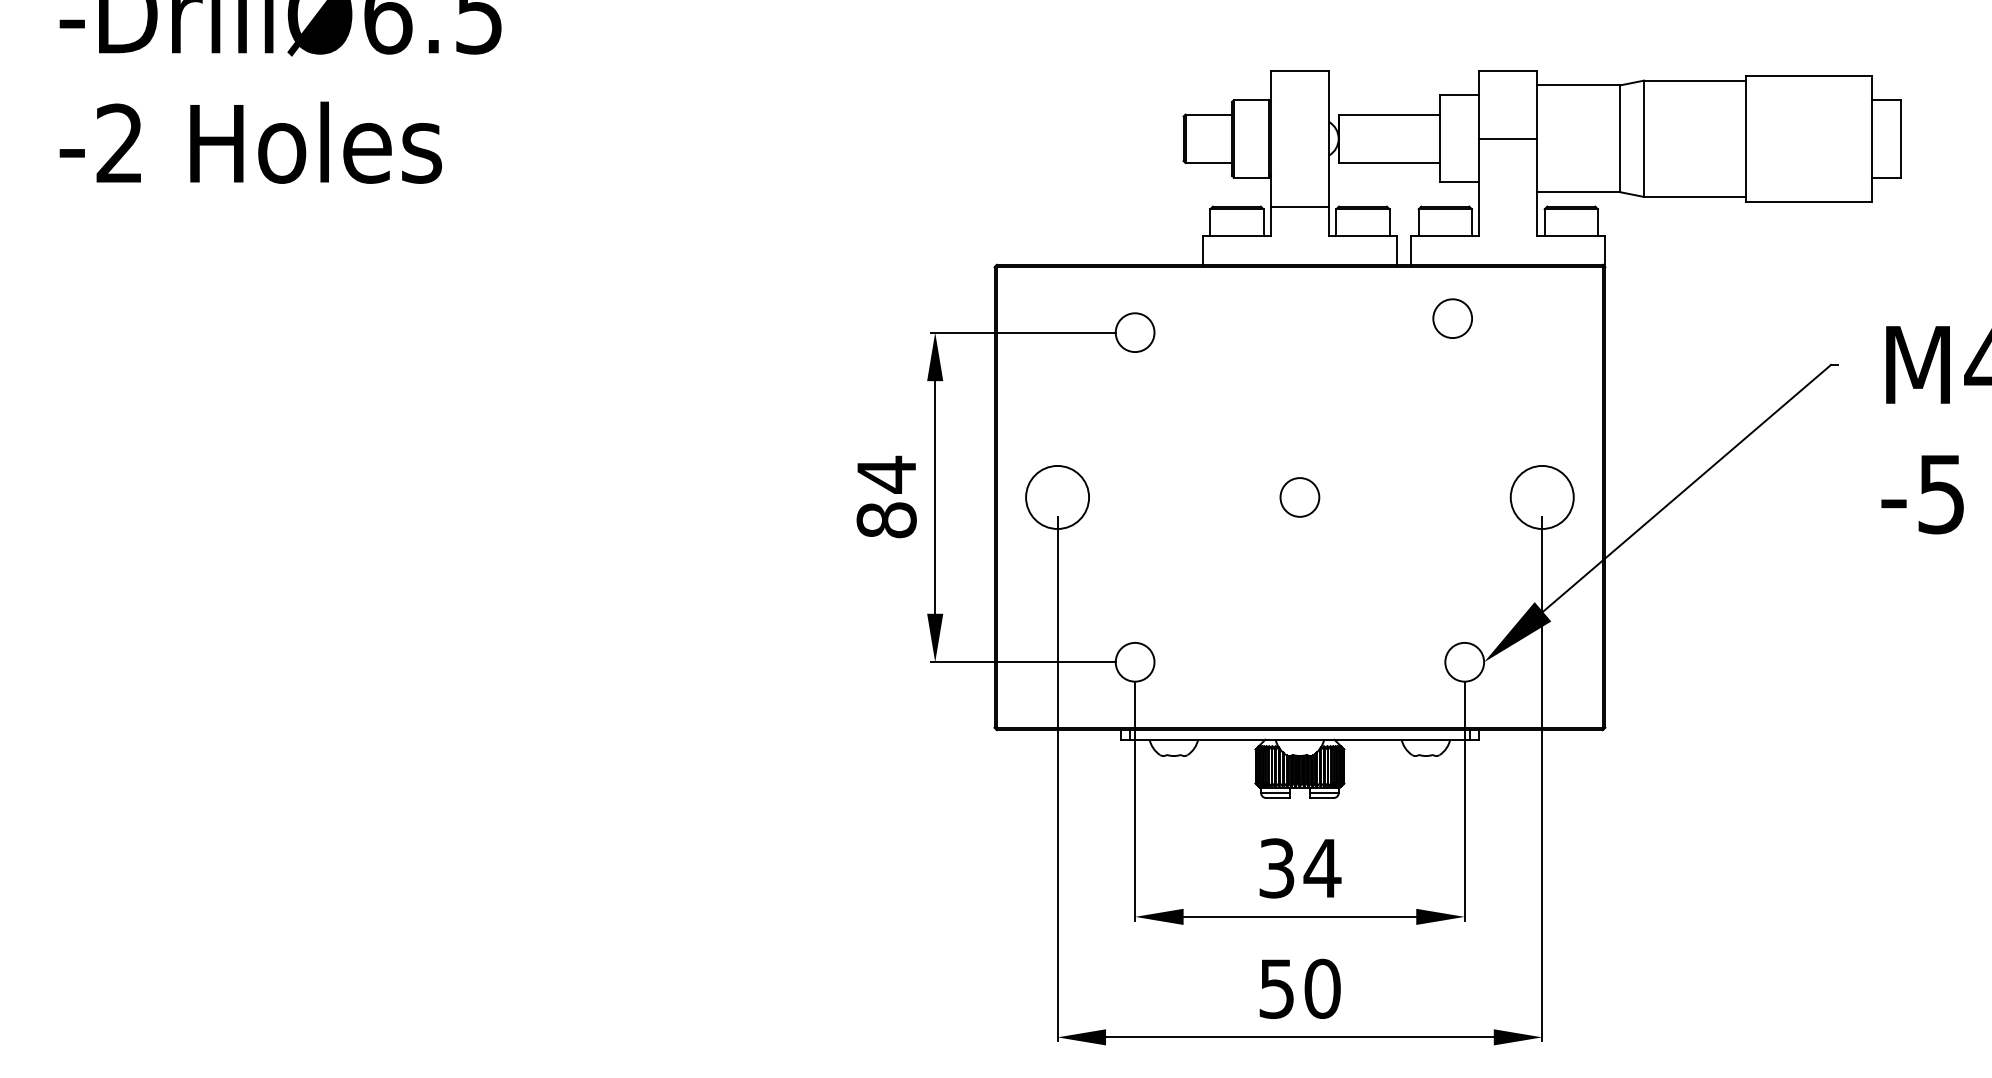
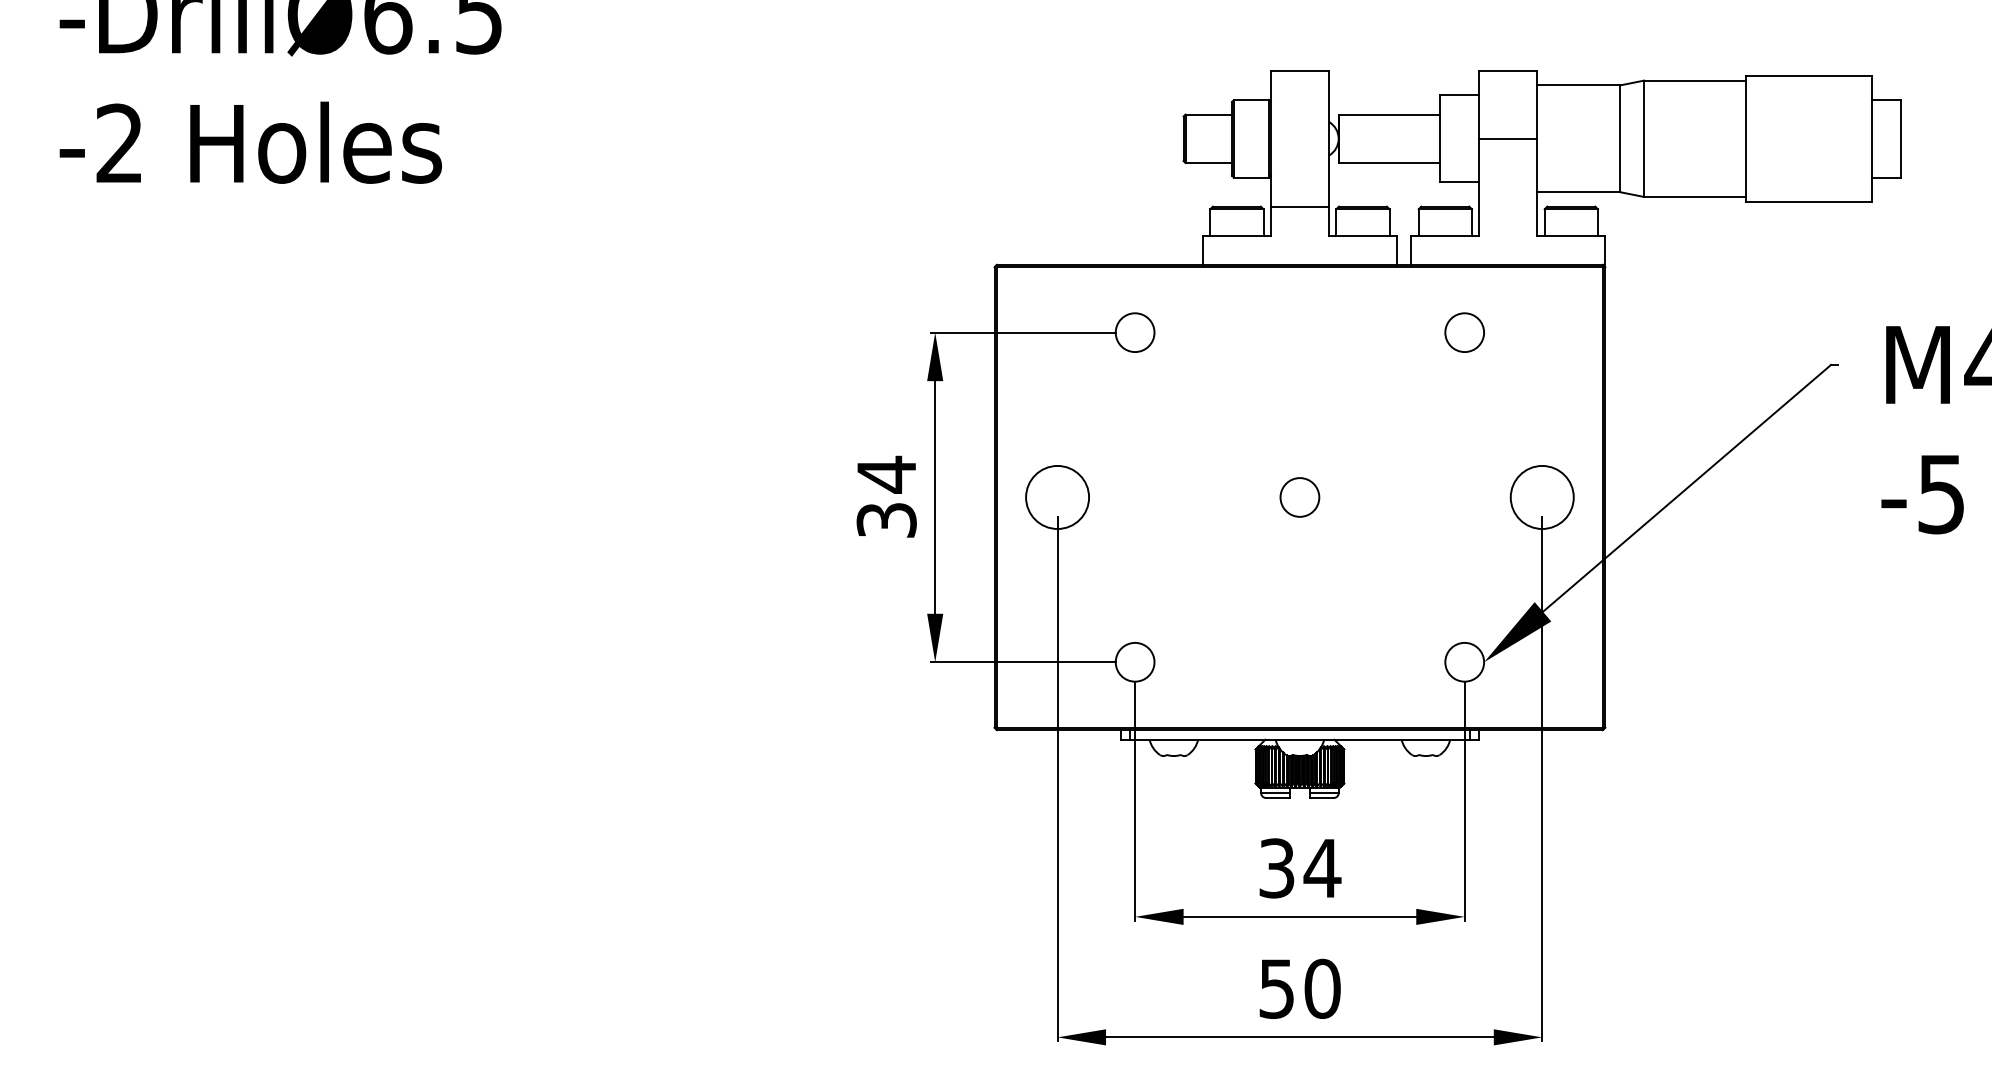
circle position: (1452, 318) -> (1464, 332) (1464, 332)
text: 84 -> 34 (886, 520)
